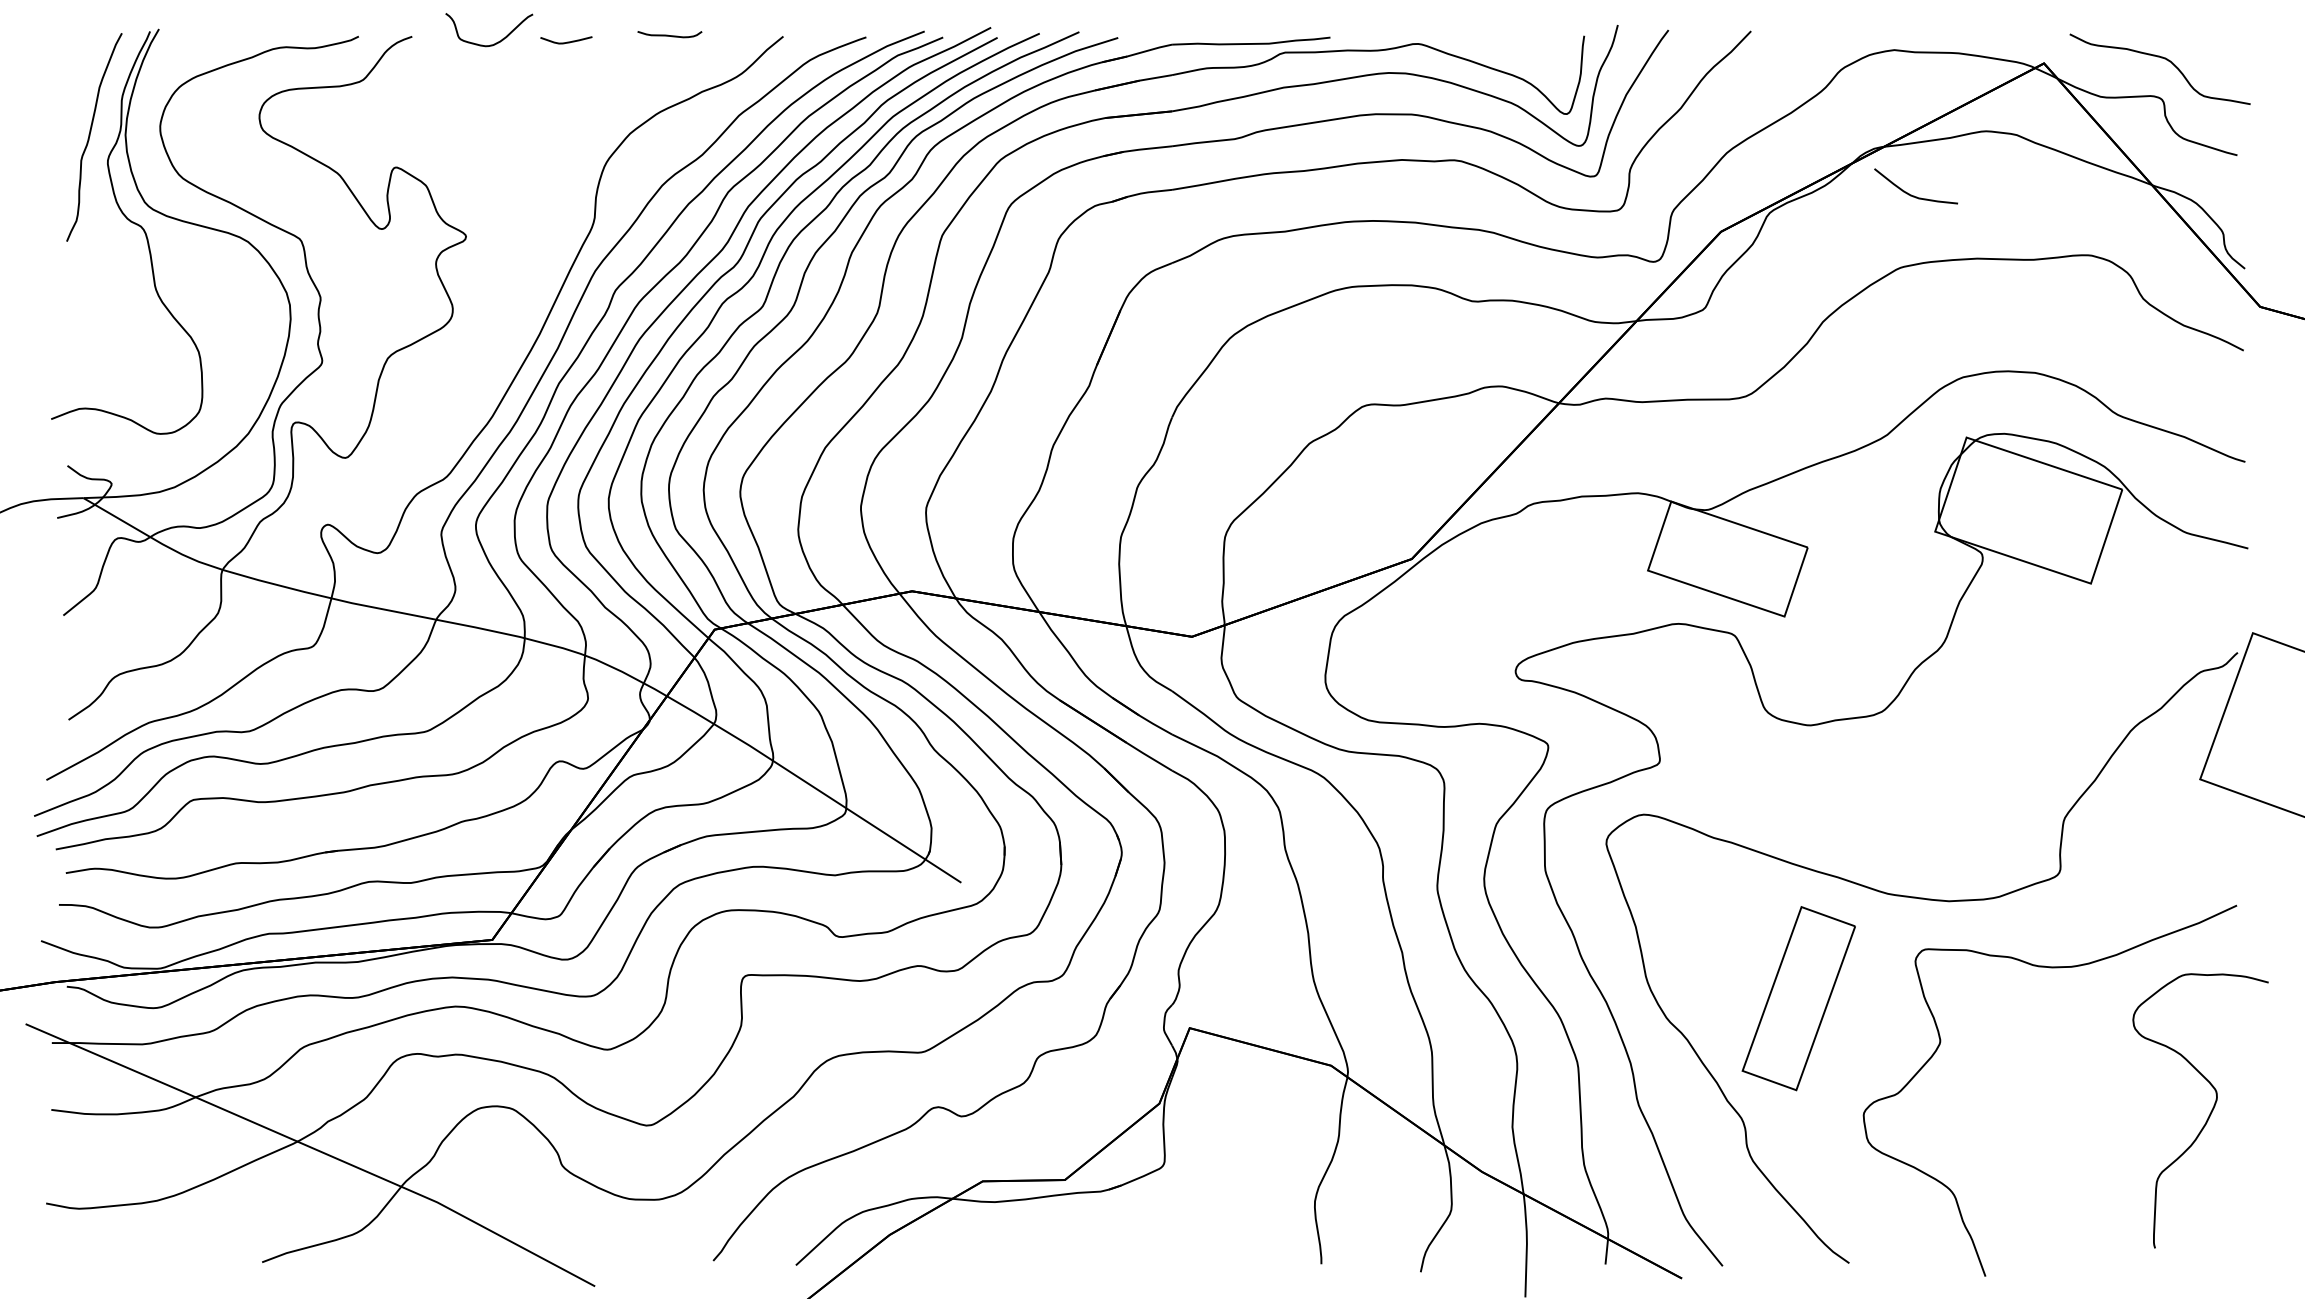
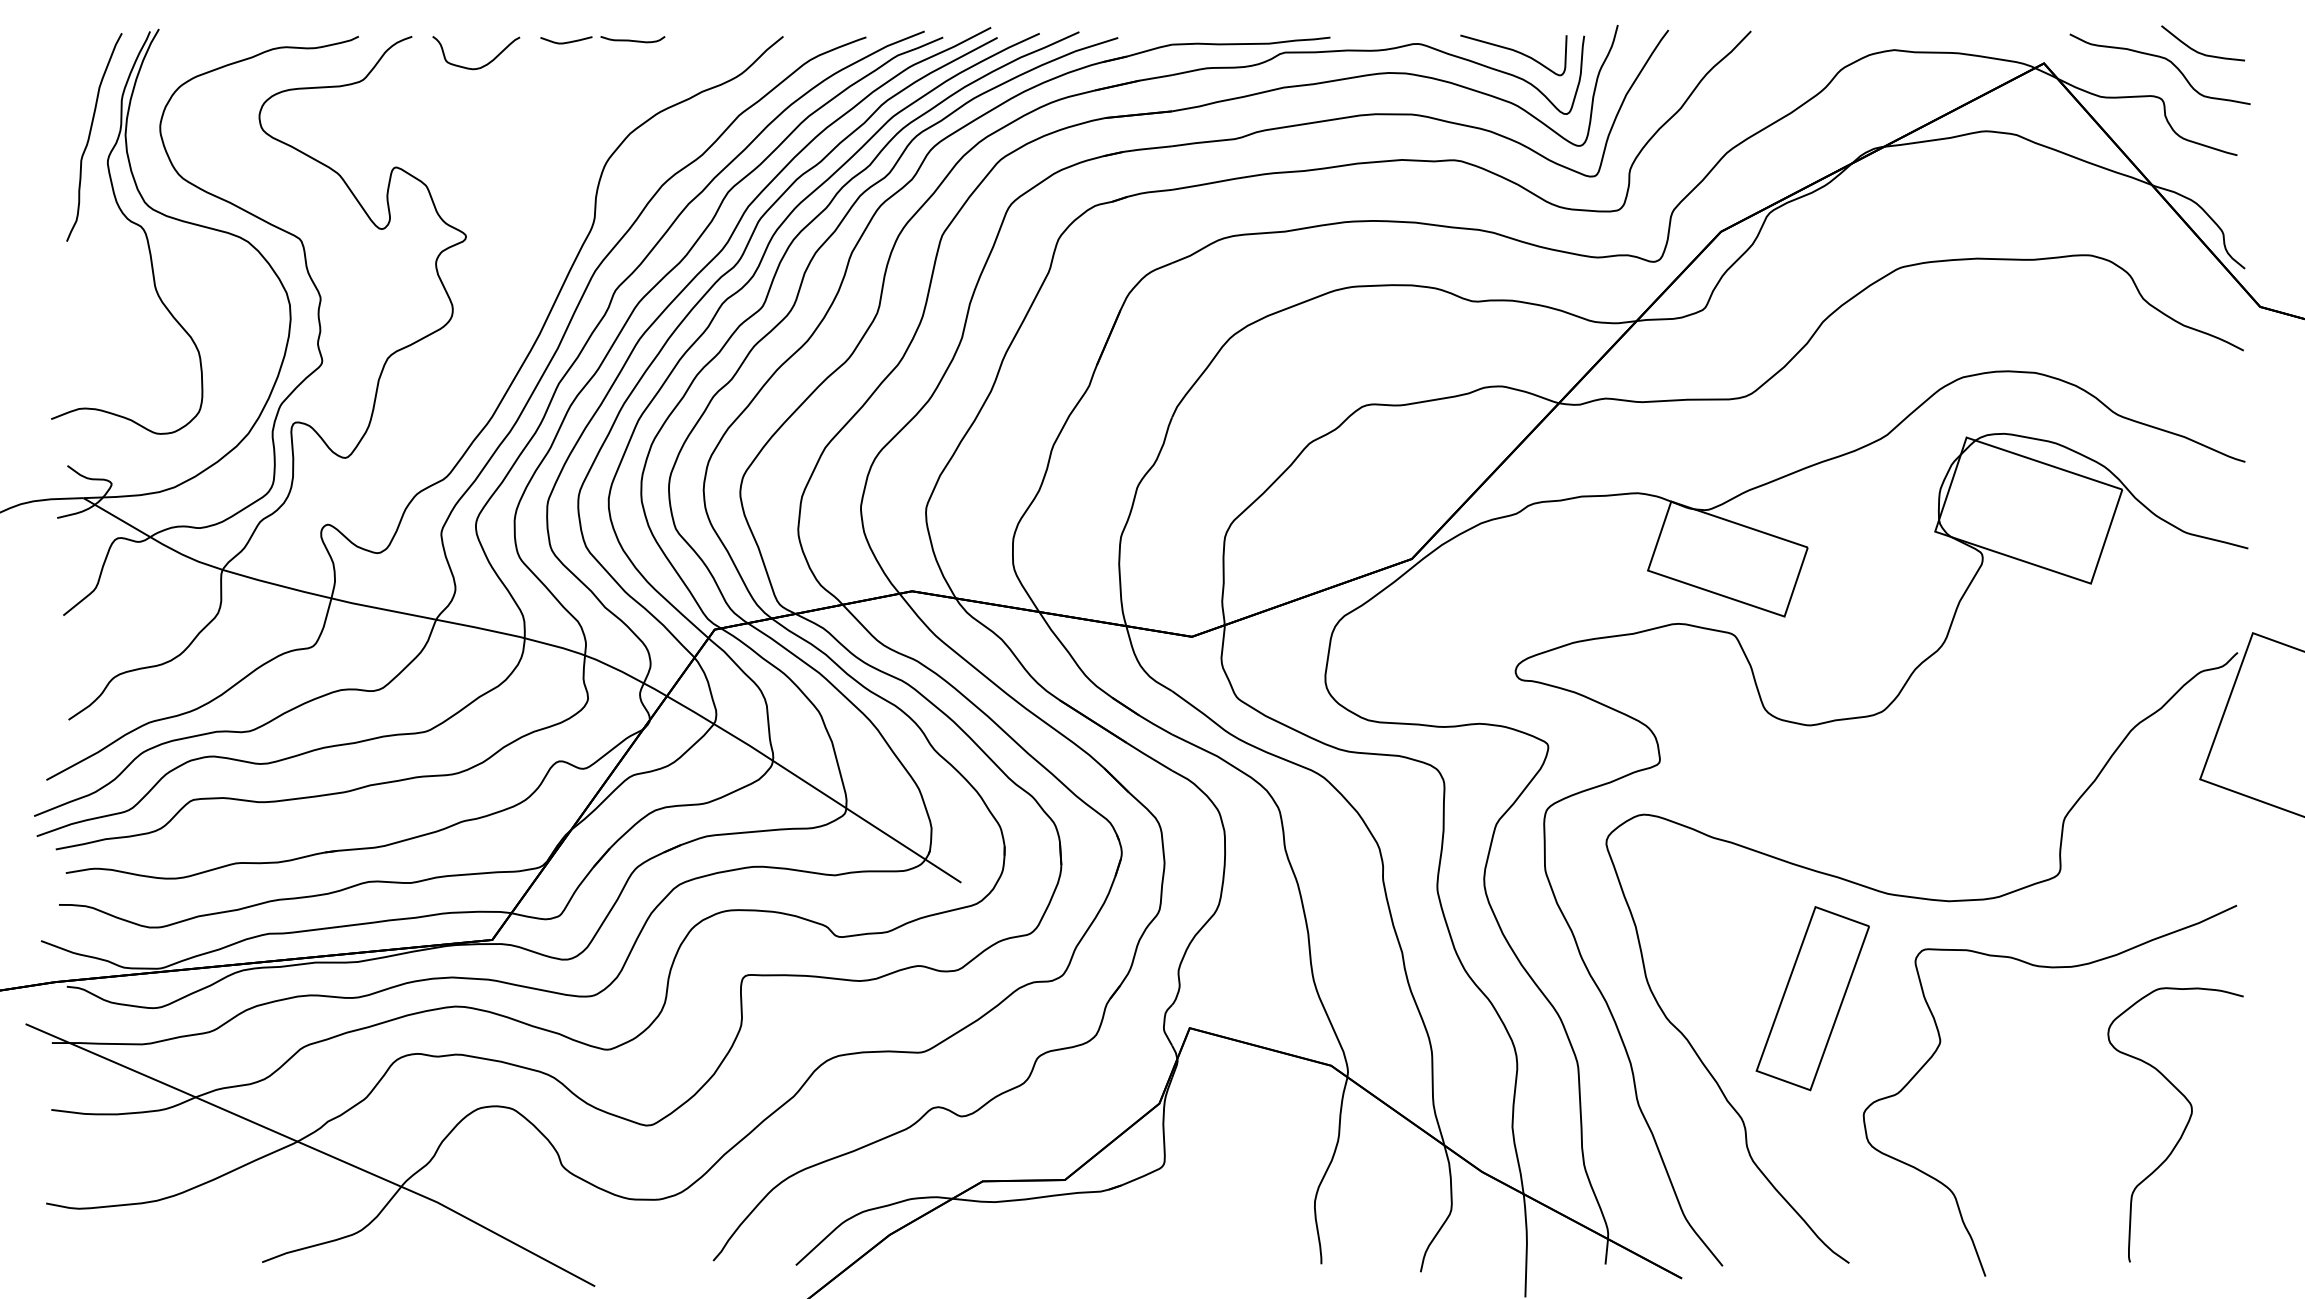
curve position: (668, 34) -> (631, 39) (631, 39)
curve position: (496, 42) -> (483, 65) (483, 65)
curve: none -> present (1513, 51)
curve position: (1914, 195) -> (2201, 52) (2201, 52)
part position: (1798, 998) -> (1812, 998) (1812, 998)
curve position: (2208, 1115) -> (2183, 1129) (2183, 1129)
